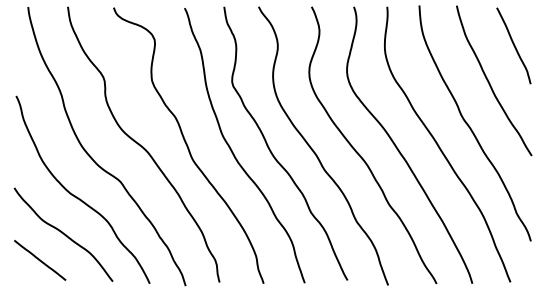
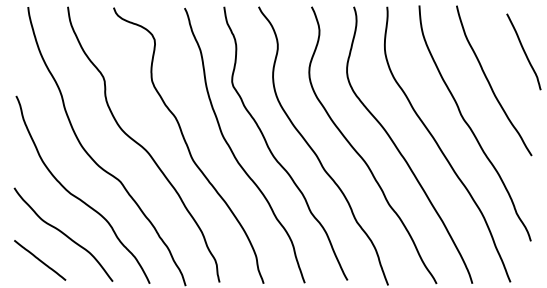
curve position: (513, 45) -> (523, 51) (523, 51)
